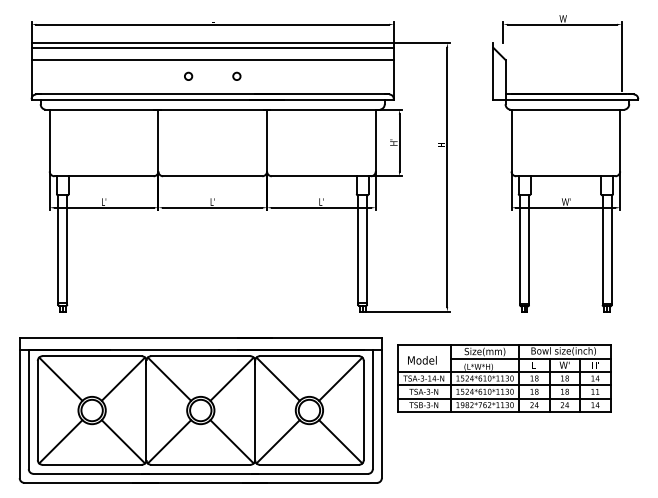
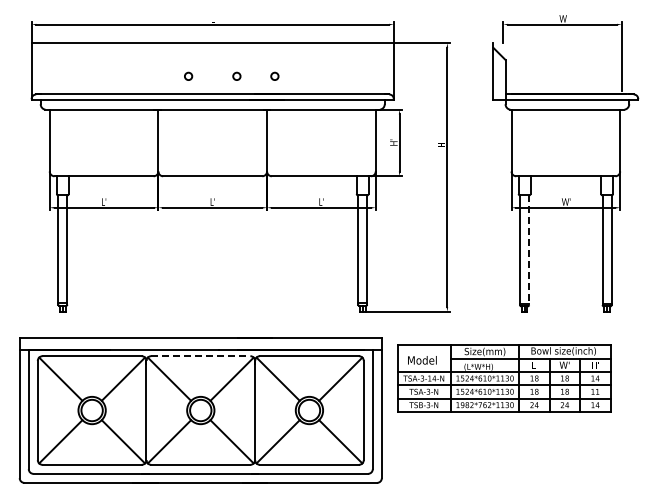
line: present -> none (212, 47)
line: present -> none (212, 60)
circle: none -> present (274, 75)
line: solid -> dashed (529, 250)
line: solid -> dashed (200, 356)
